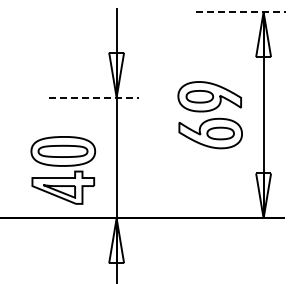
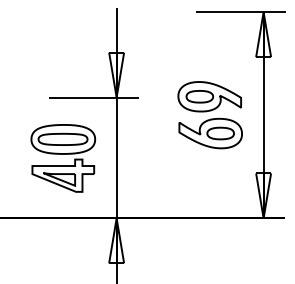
line: dashed -> solid (241, 12)
line: dashed -> solid (94, 97)
part position: (63, 170) -> (63, 158) (63, 158)
